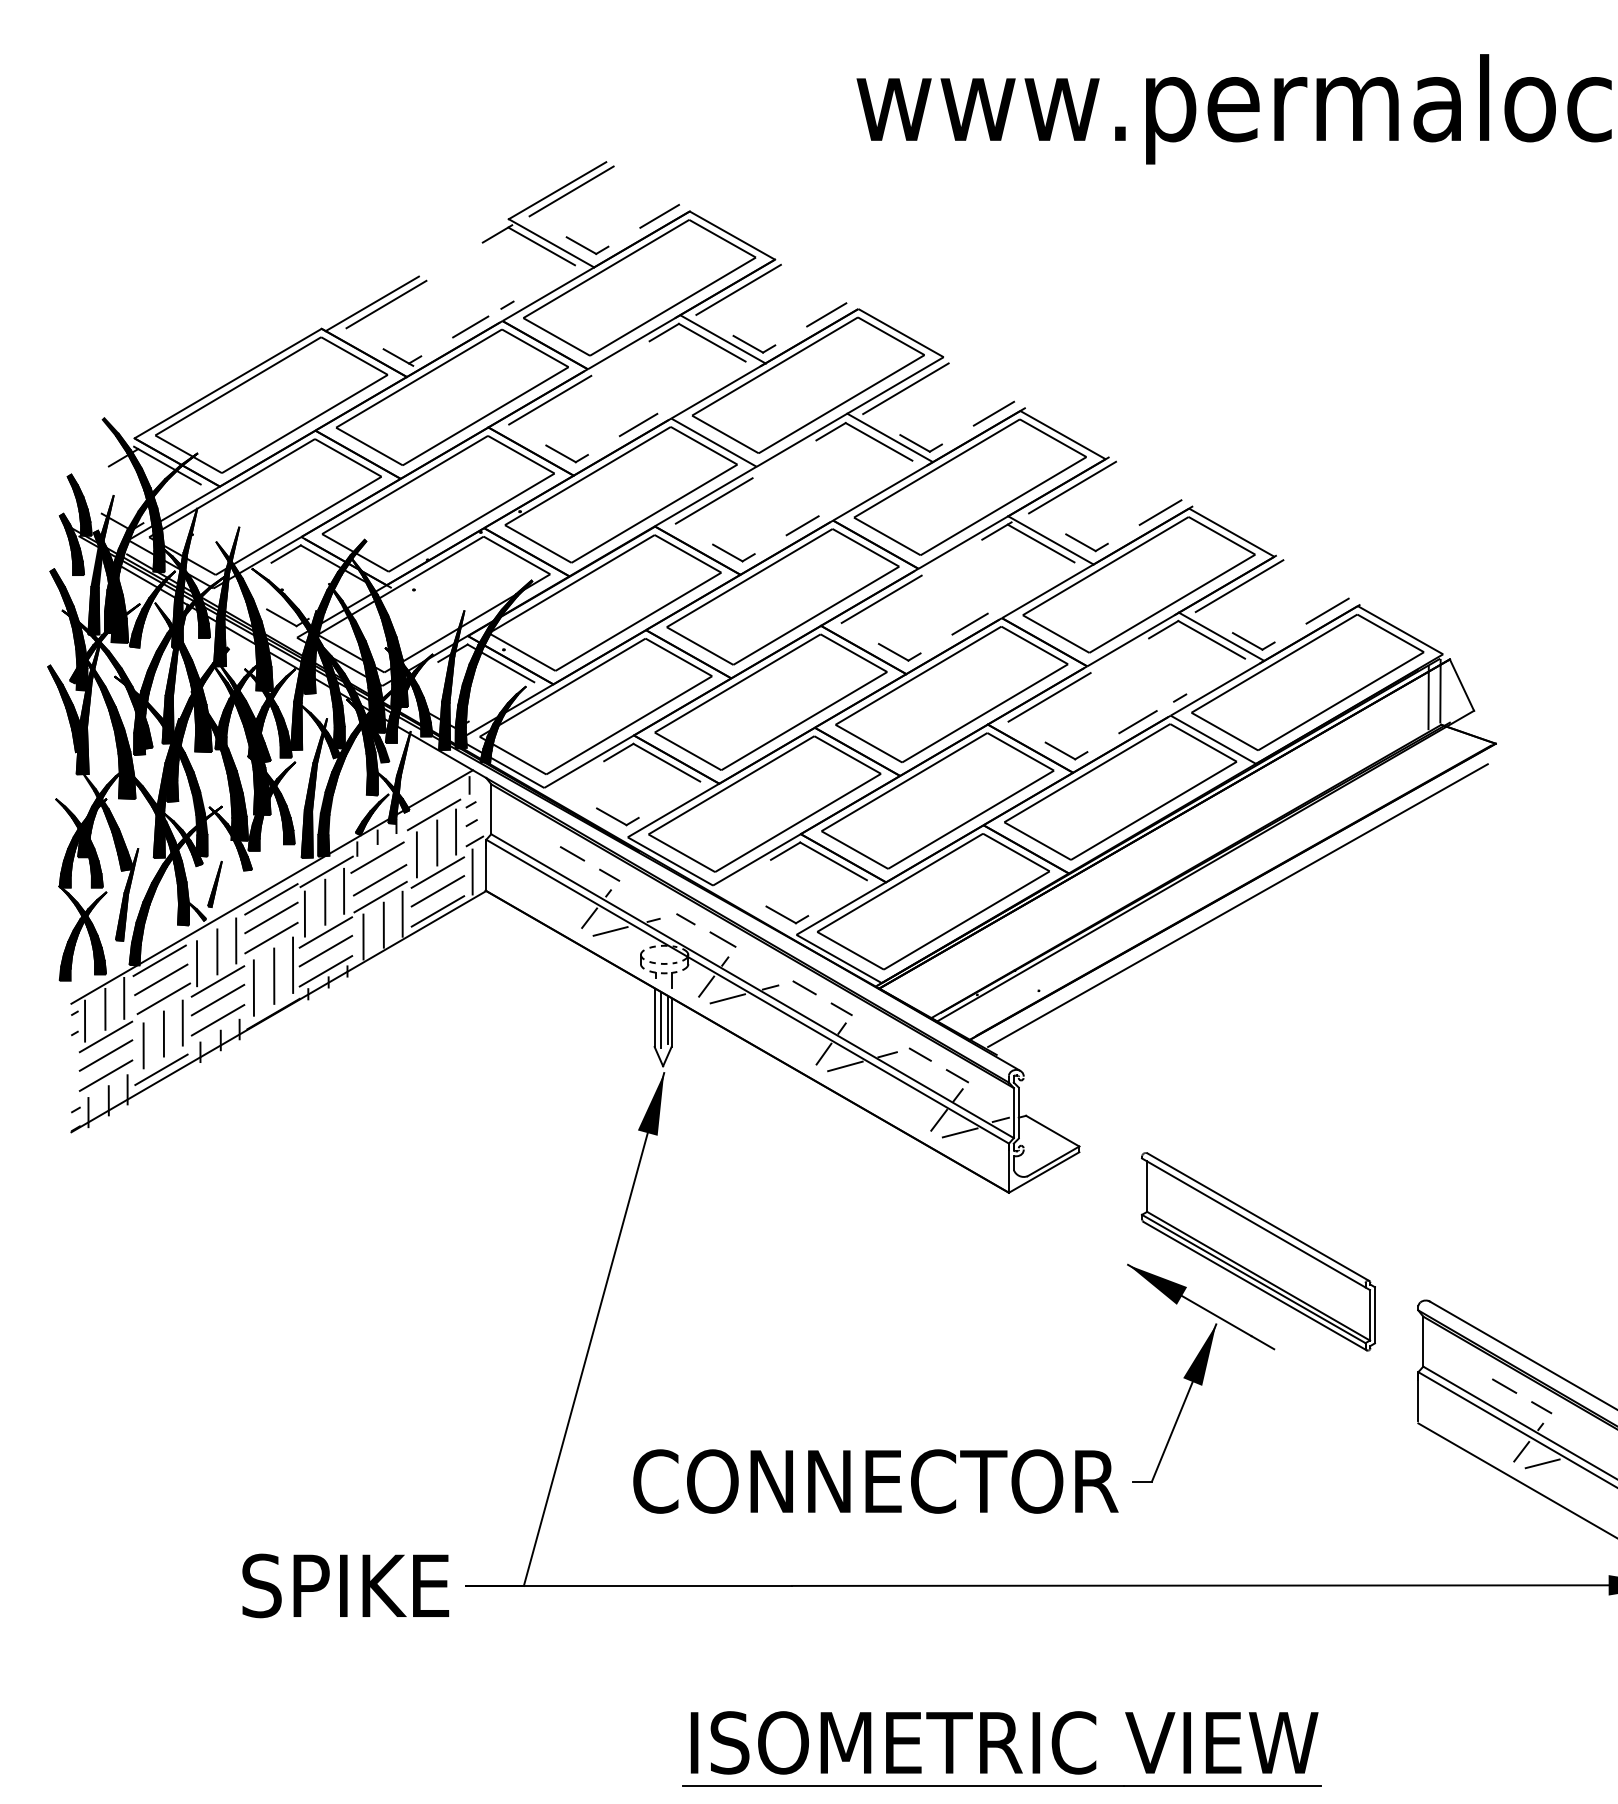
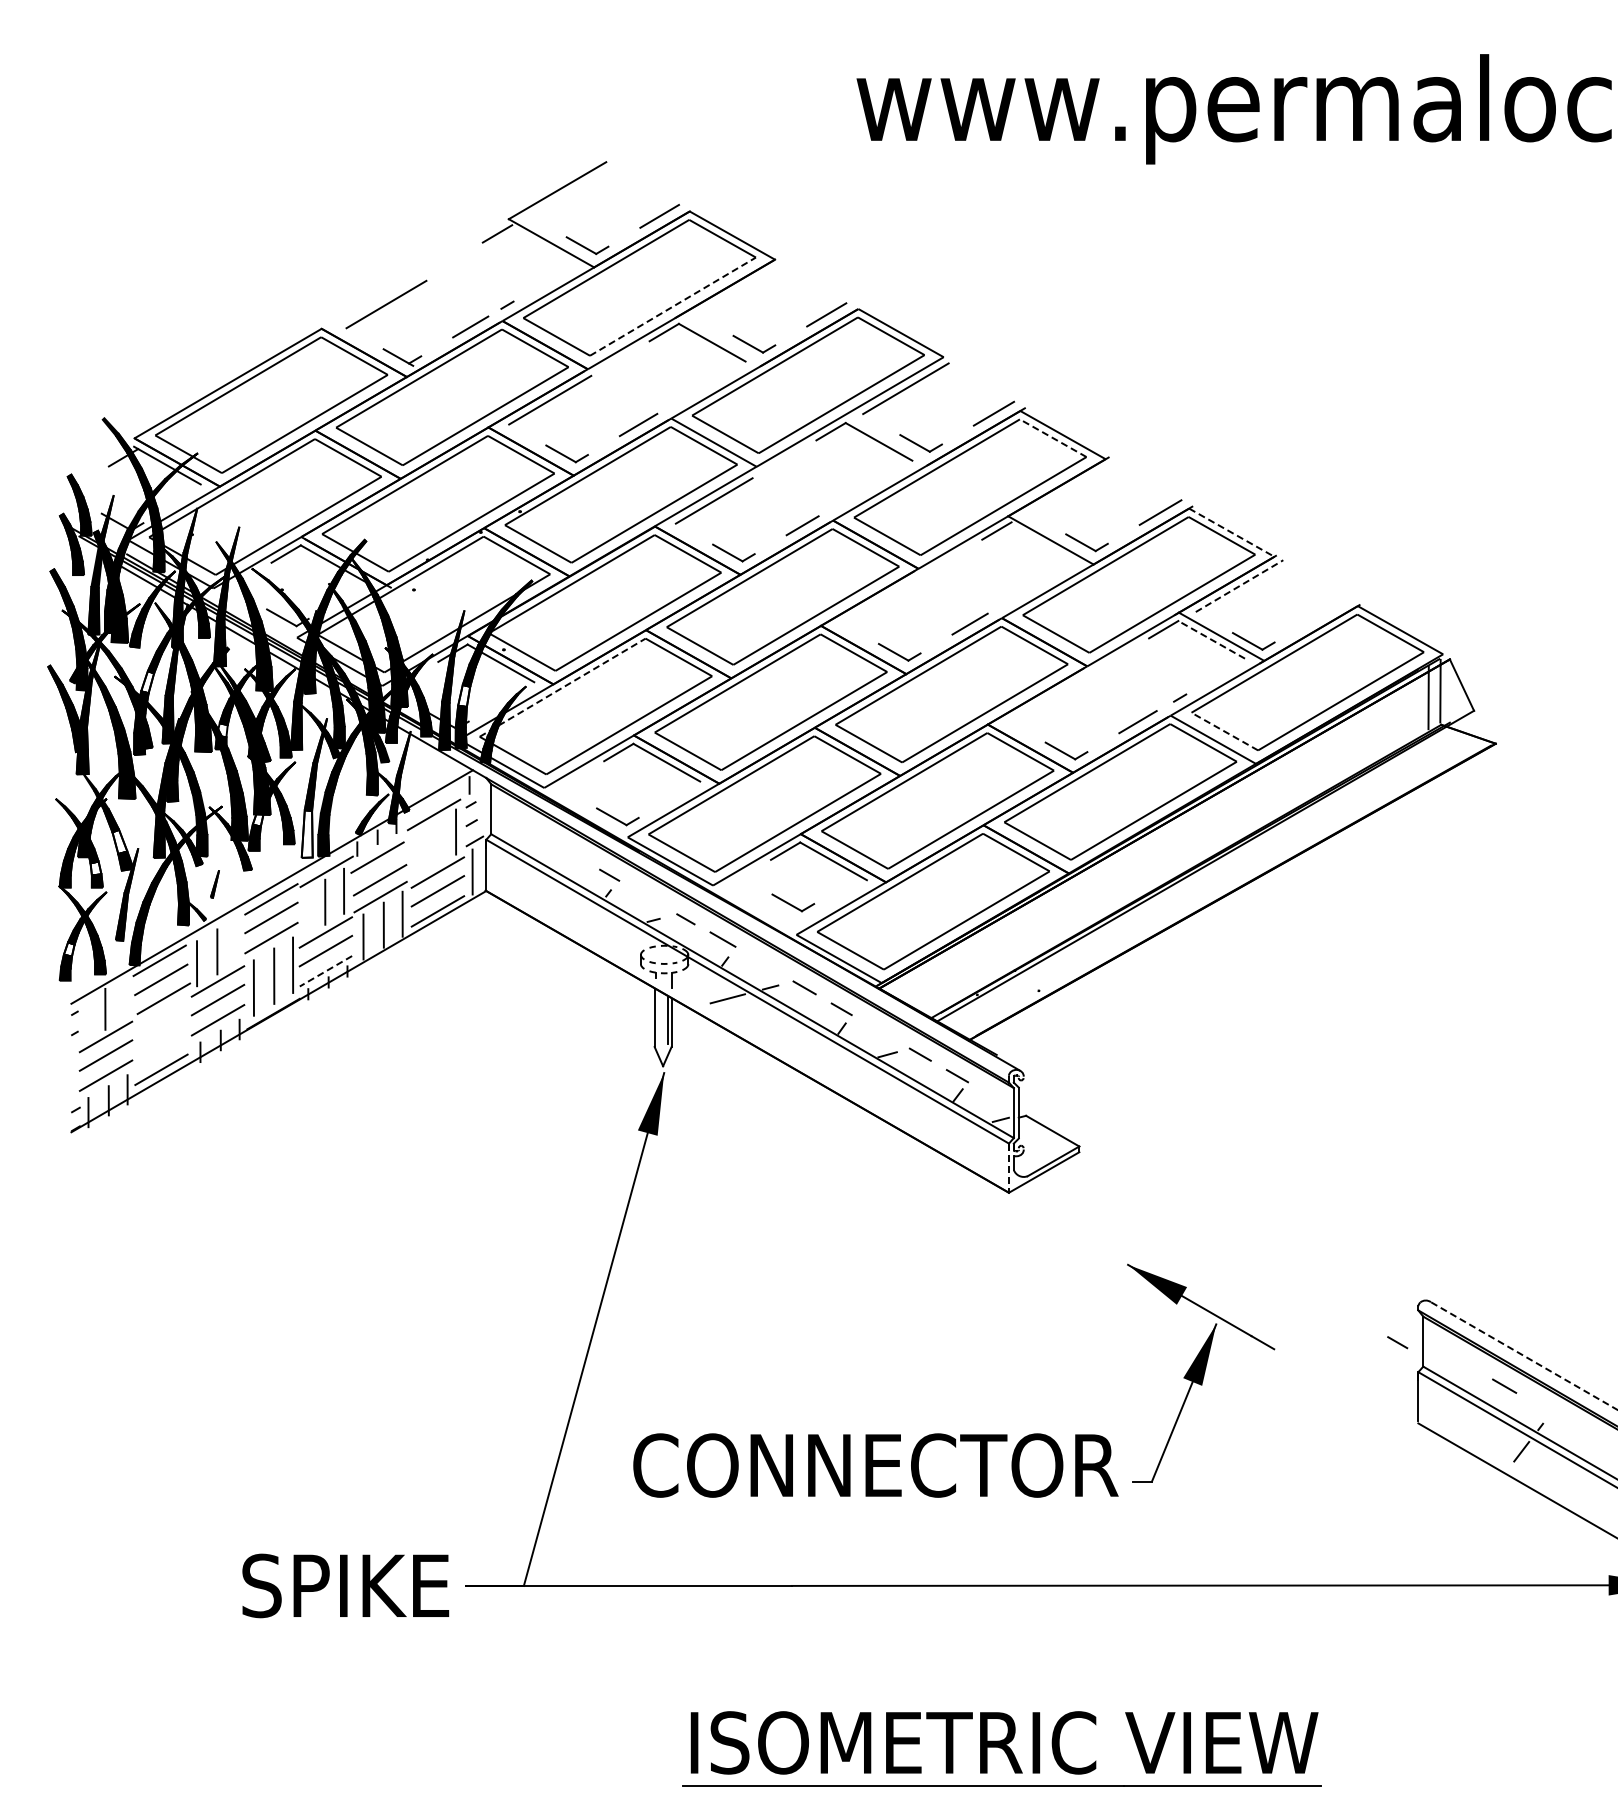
line: present -> none (571, 191)
line: present -> none (541, 246)
line: present -> none (738, 289)
line: present -> none (371, 303)
line: solid -> dashed (673, 306)
line: present -> none (722, 339)
line: present -> none (889, 437)
line: solid -> dashed (1052, 437)
line: present -> none (1072, 487)
line: solid -> dashed (1232, 532)
line: present -> none (1040, 543)
line: solid -> dashed (1239, 586)
line: present -> none (881, 598)
line: present -> none (1327, 610)
line: solid -> dashed (1211, 639)
fill: present -> none (147, 682)
line: solid -> dashed (563, 687)
fill: present -> none (464, 695)
line: present -> none (1049, 697)
fill: present -> none (221, 730)
line: solid -> dashed (1224, 731)
fill: present -> none (257, 819)
fill: present -> none (306, 833)
fill: present -> none (119, 841)
line: present -> none (437, 842)
line: present -> none (572, 853)
line: present -> none (416, 854)
fill: present -> none (95, 868)
part size: 16x48 px -> 10x29 px (214, 884)
line: present -> none (1237, 905)
line: present -> none (304, 913)
part position: (787, 914) -> (793, 902) (793, 902)
line: present -> none (589, 917)
line: present -> none (610, 931)
line: present -> none (236, 940)
fill: present -> none (68, 949)
line: solid -> dashed (325, 971)
line: present -> none (706, 986)
line: present -> none (124, 997)
line: present -> none (85, 1020)
line: present -> none (660, 1020)
line: present -> none (182, 1022)
line: present -> none (163, 1033)
line: present -> none (143, 1045)
line: present -> none (823, 1053)
line: present -> none (845, 1066)
line: present -> none (939, 1119)
line: present -> none (959, 1132)
line: solid -> dashed (1008, 1168)
part: present -> none (1258, 1251)
line: solid -> dashed (1523, 1355)
line position: (1541, 1407) -> (1397, 1342) (1397, 1342)
line: present -> none (1542, 1463)
text position: (875, 1481) -> (875, 1465) (875, 1465)
